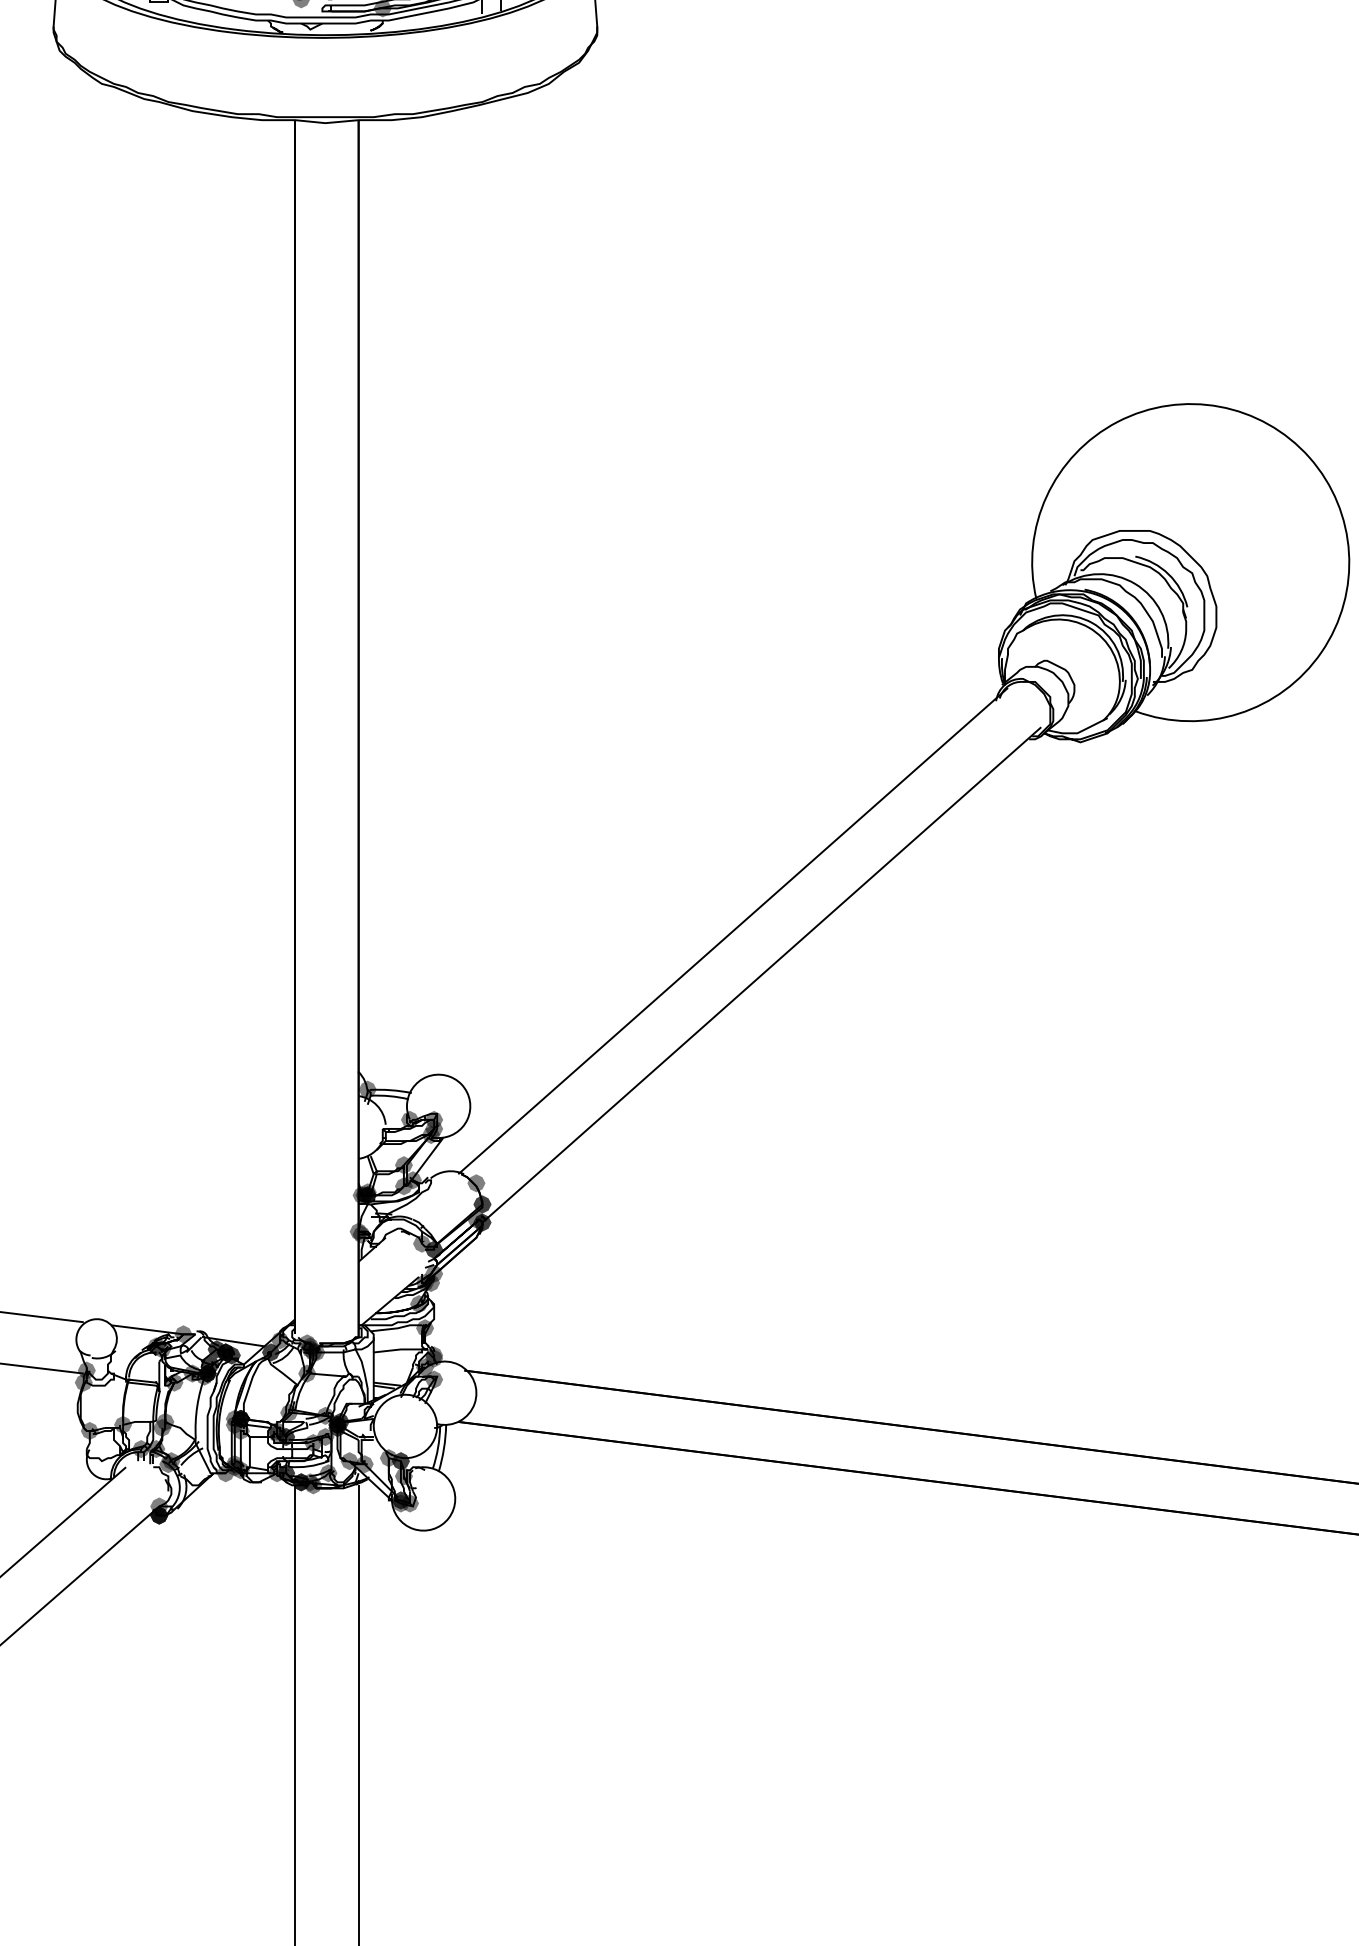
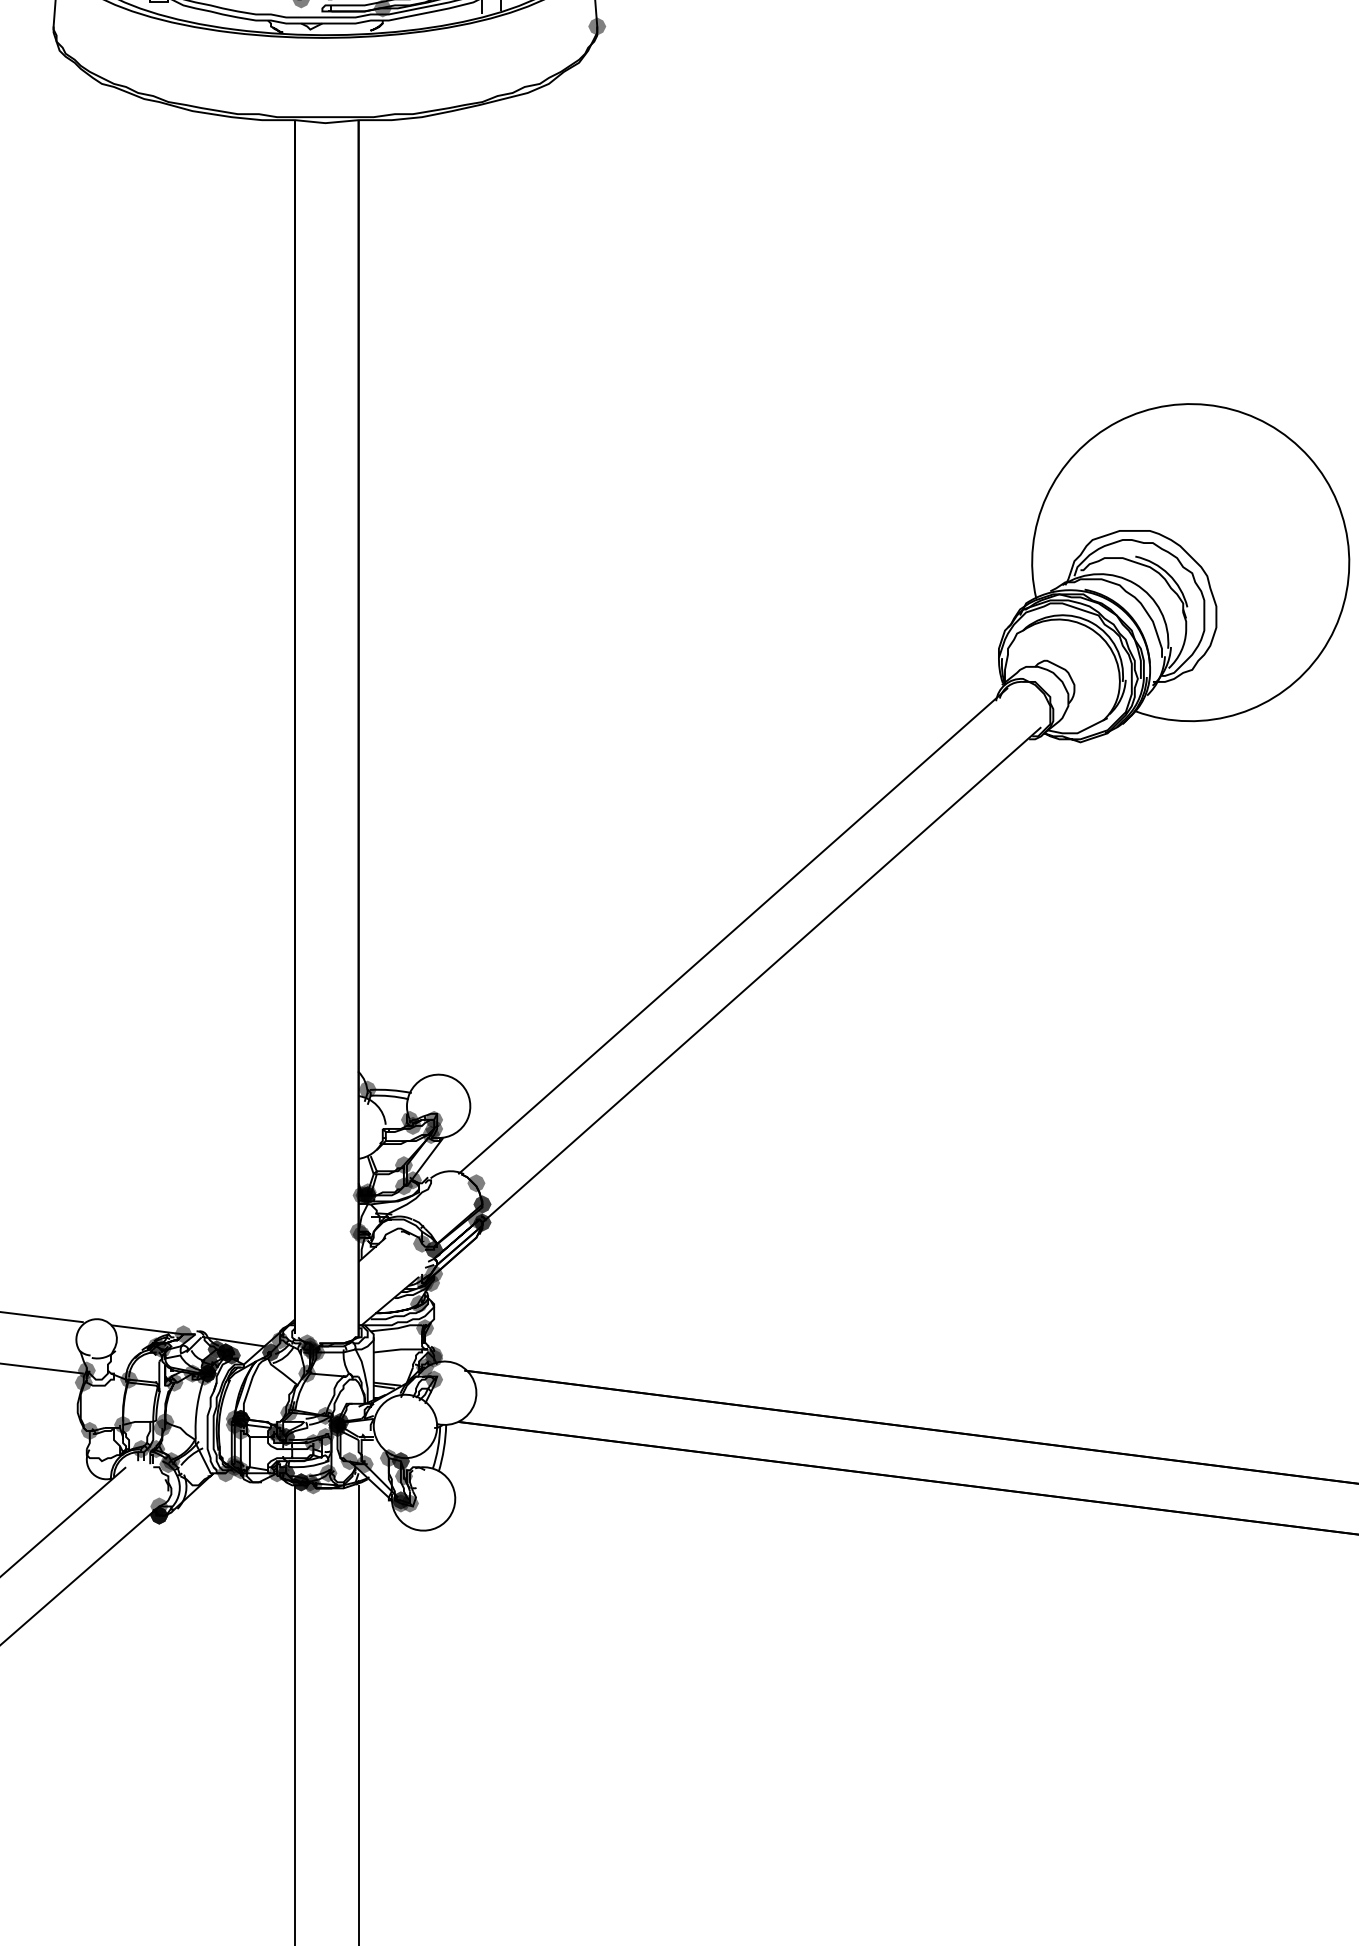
fill: none -> present (597, 26)
fill: none -> present (412, 1125)
fill: none -> present (129, 1379)
